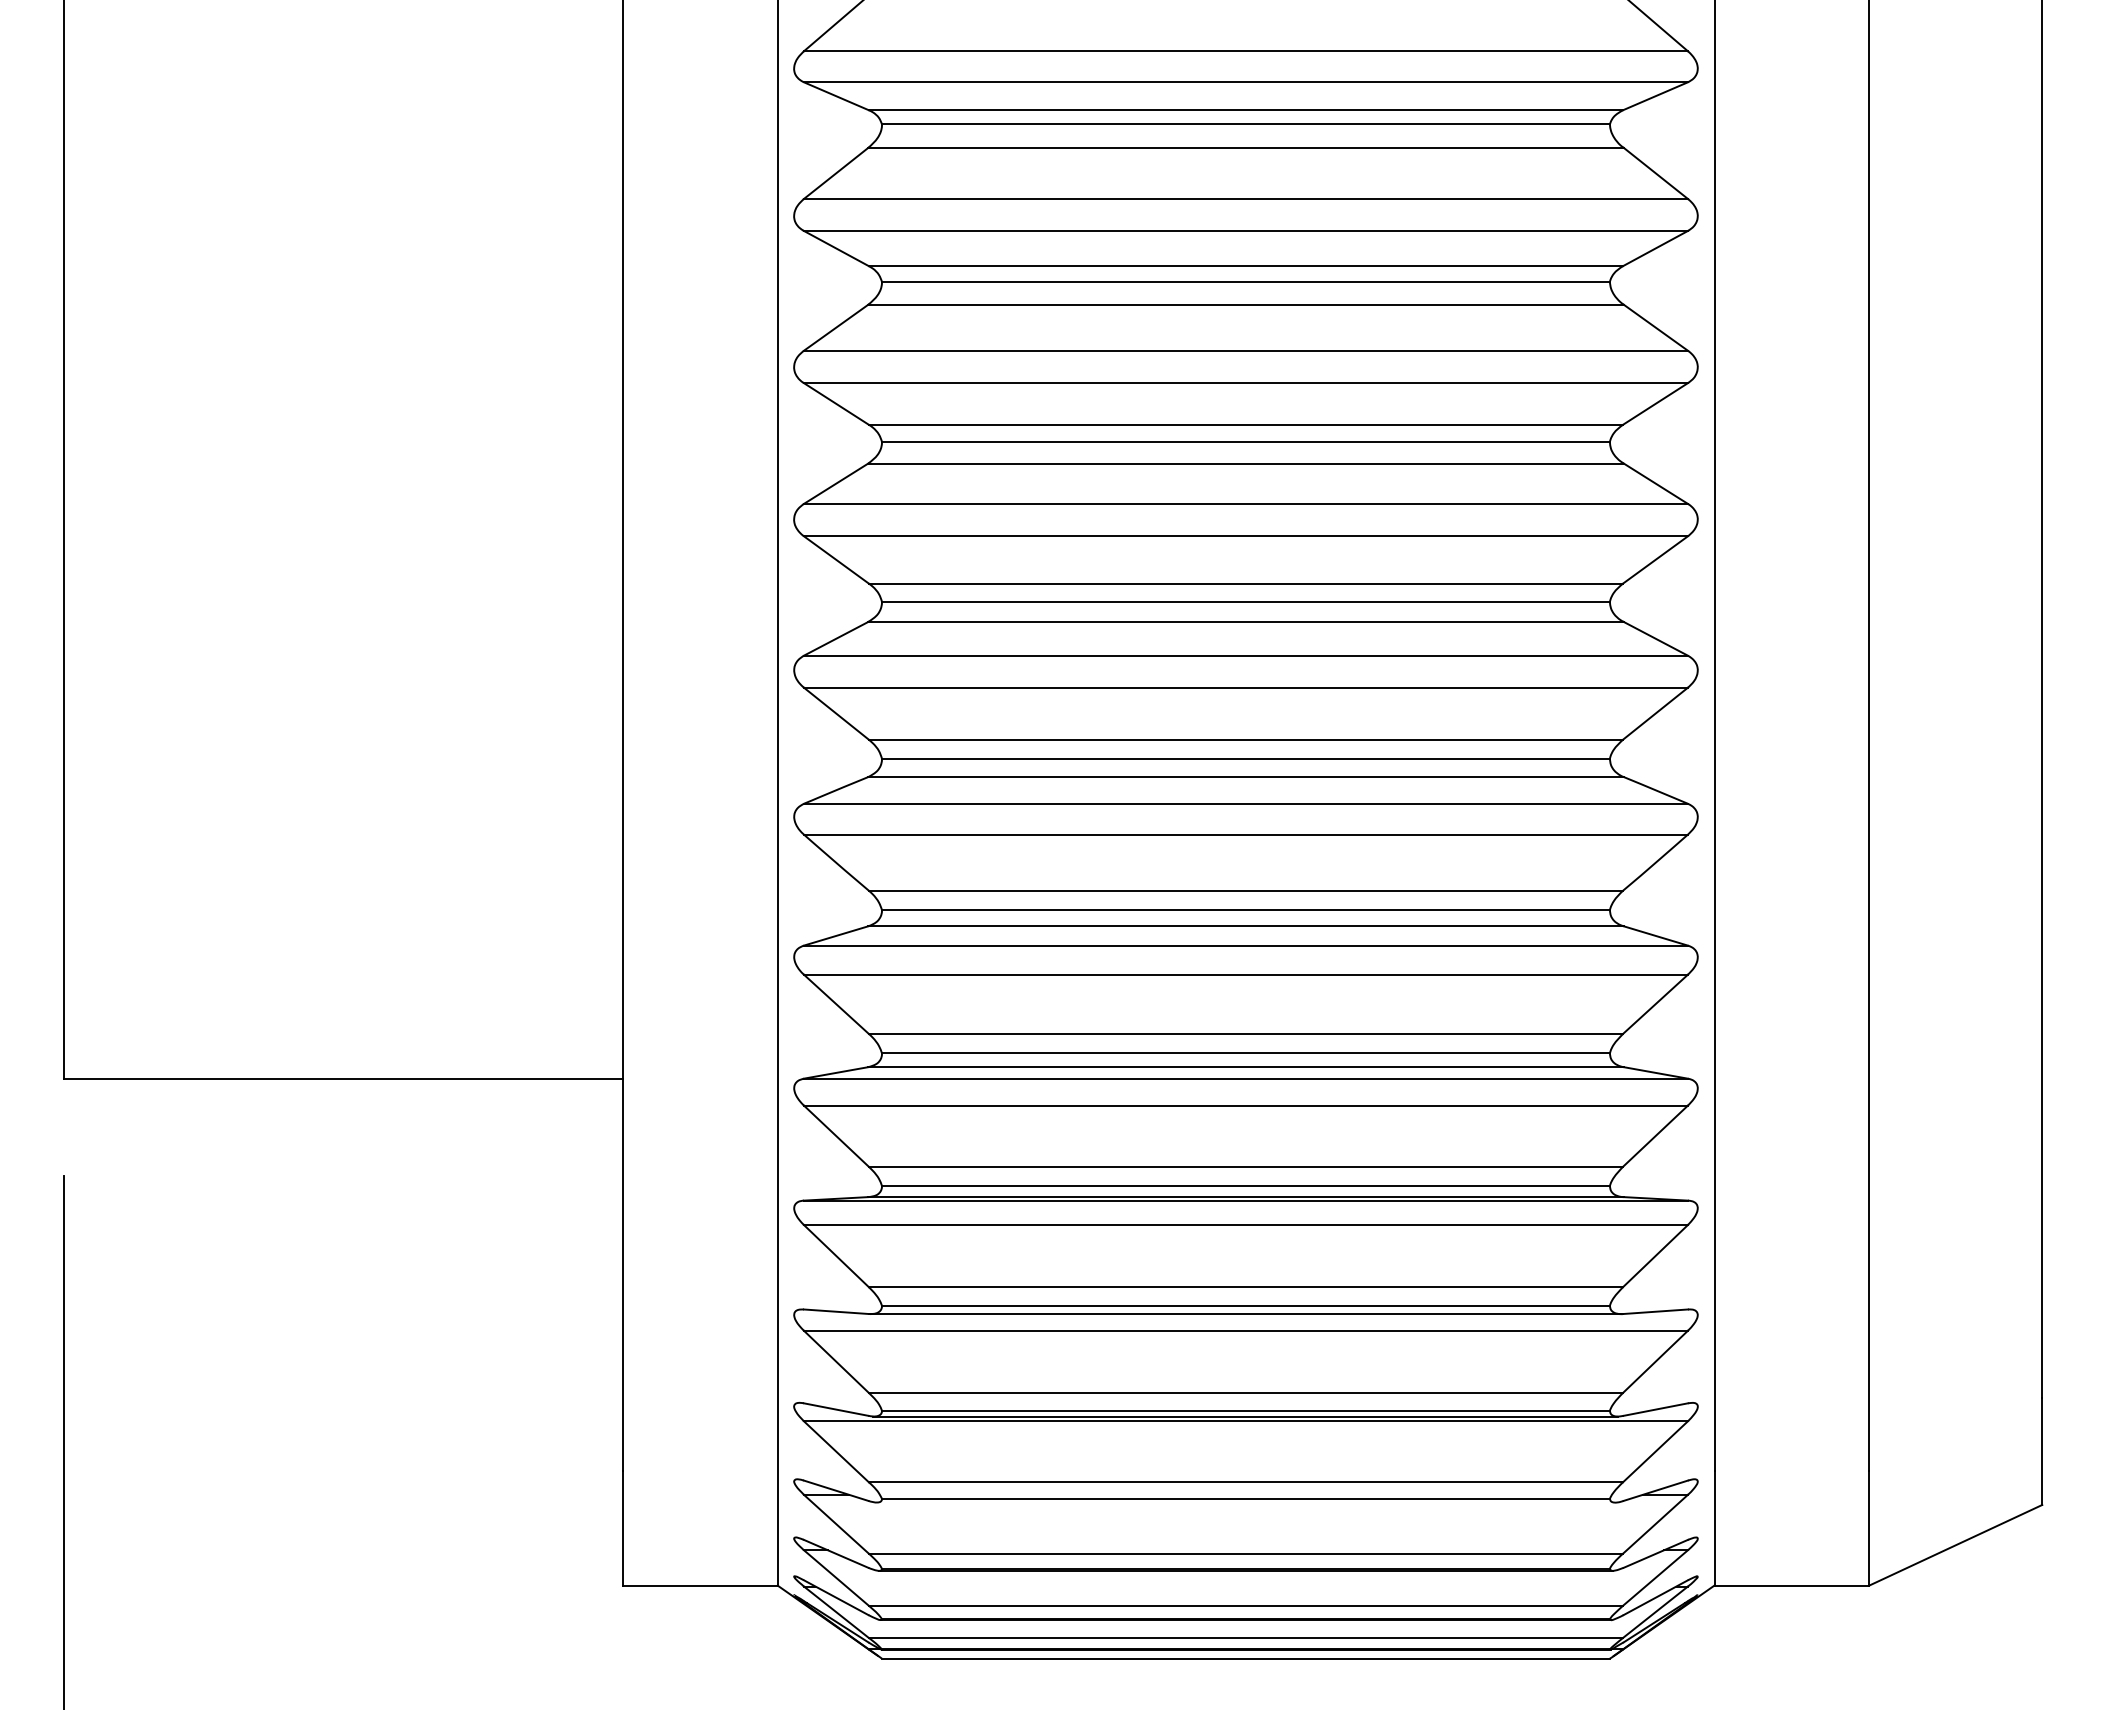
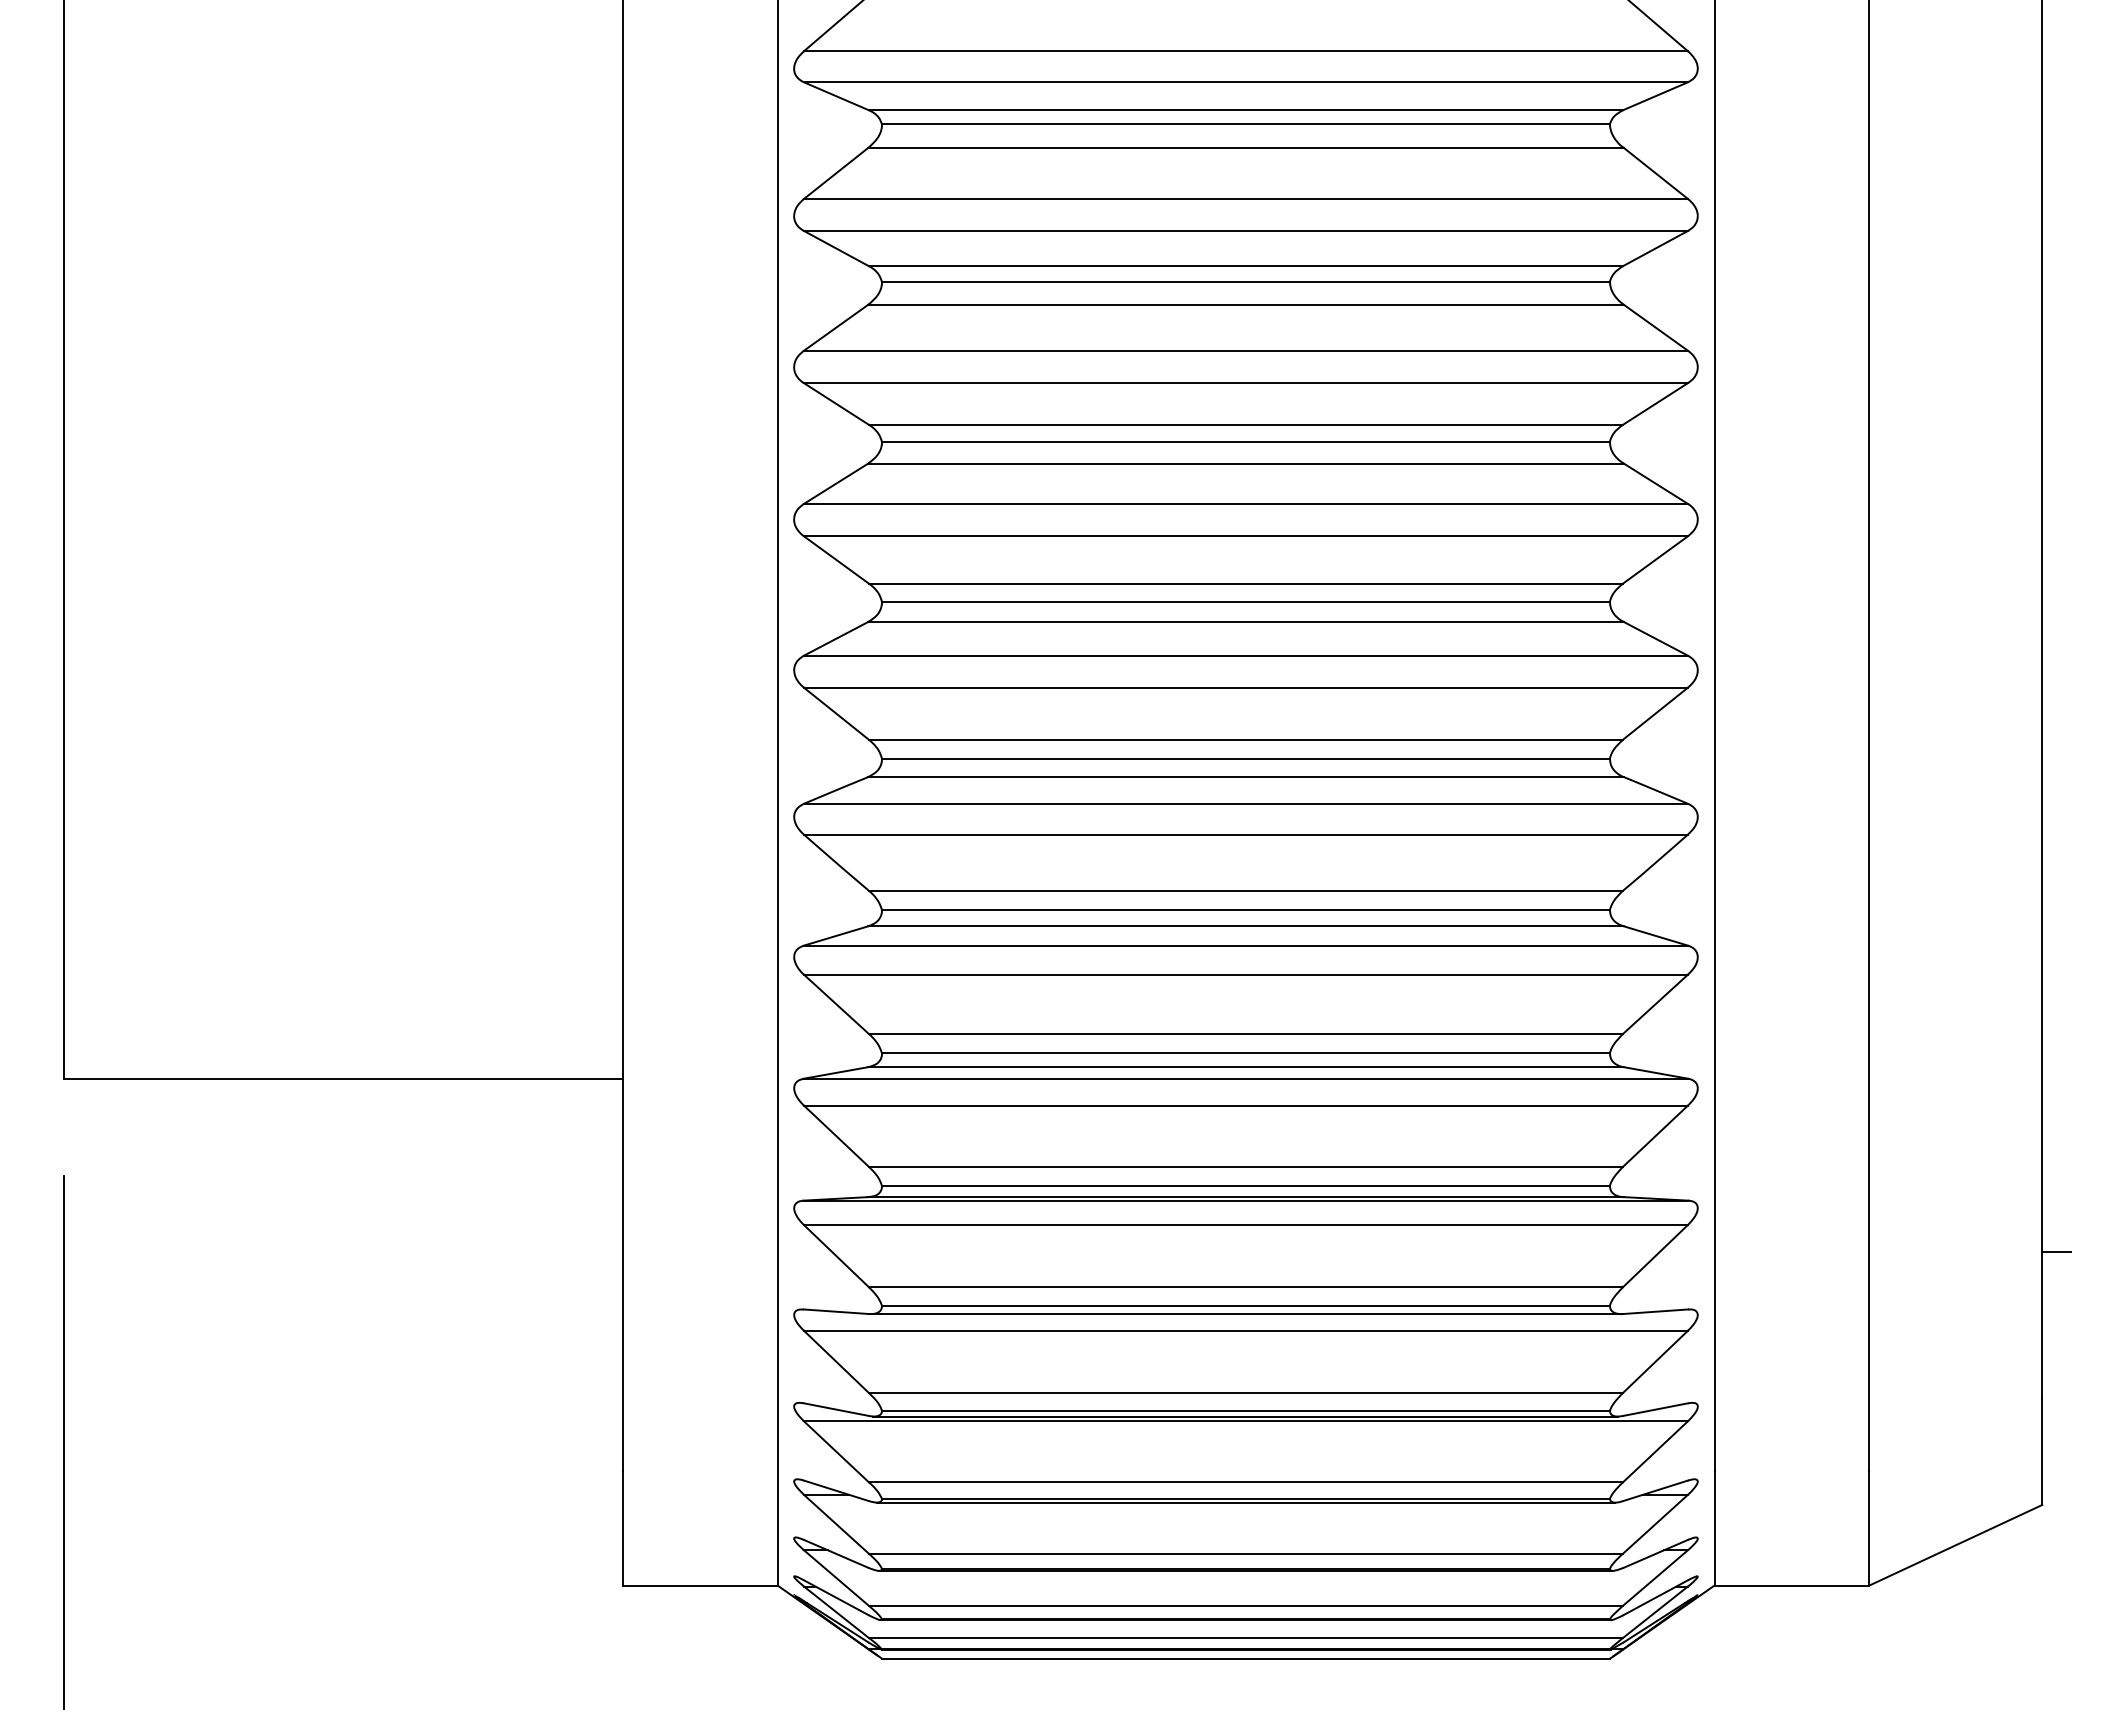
line: none -> present (2056, 1251)
line: none -> present (1245, 1502)
